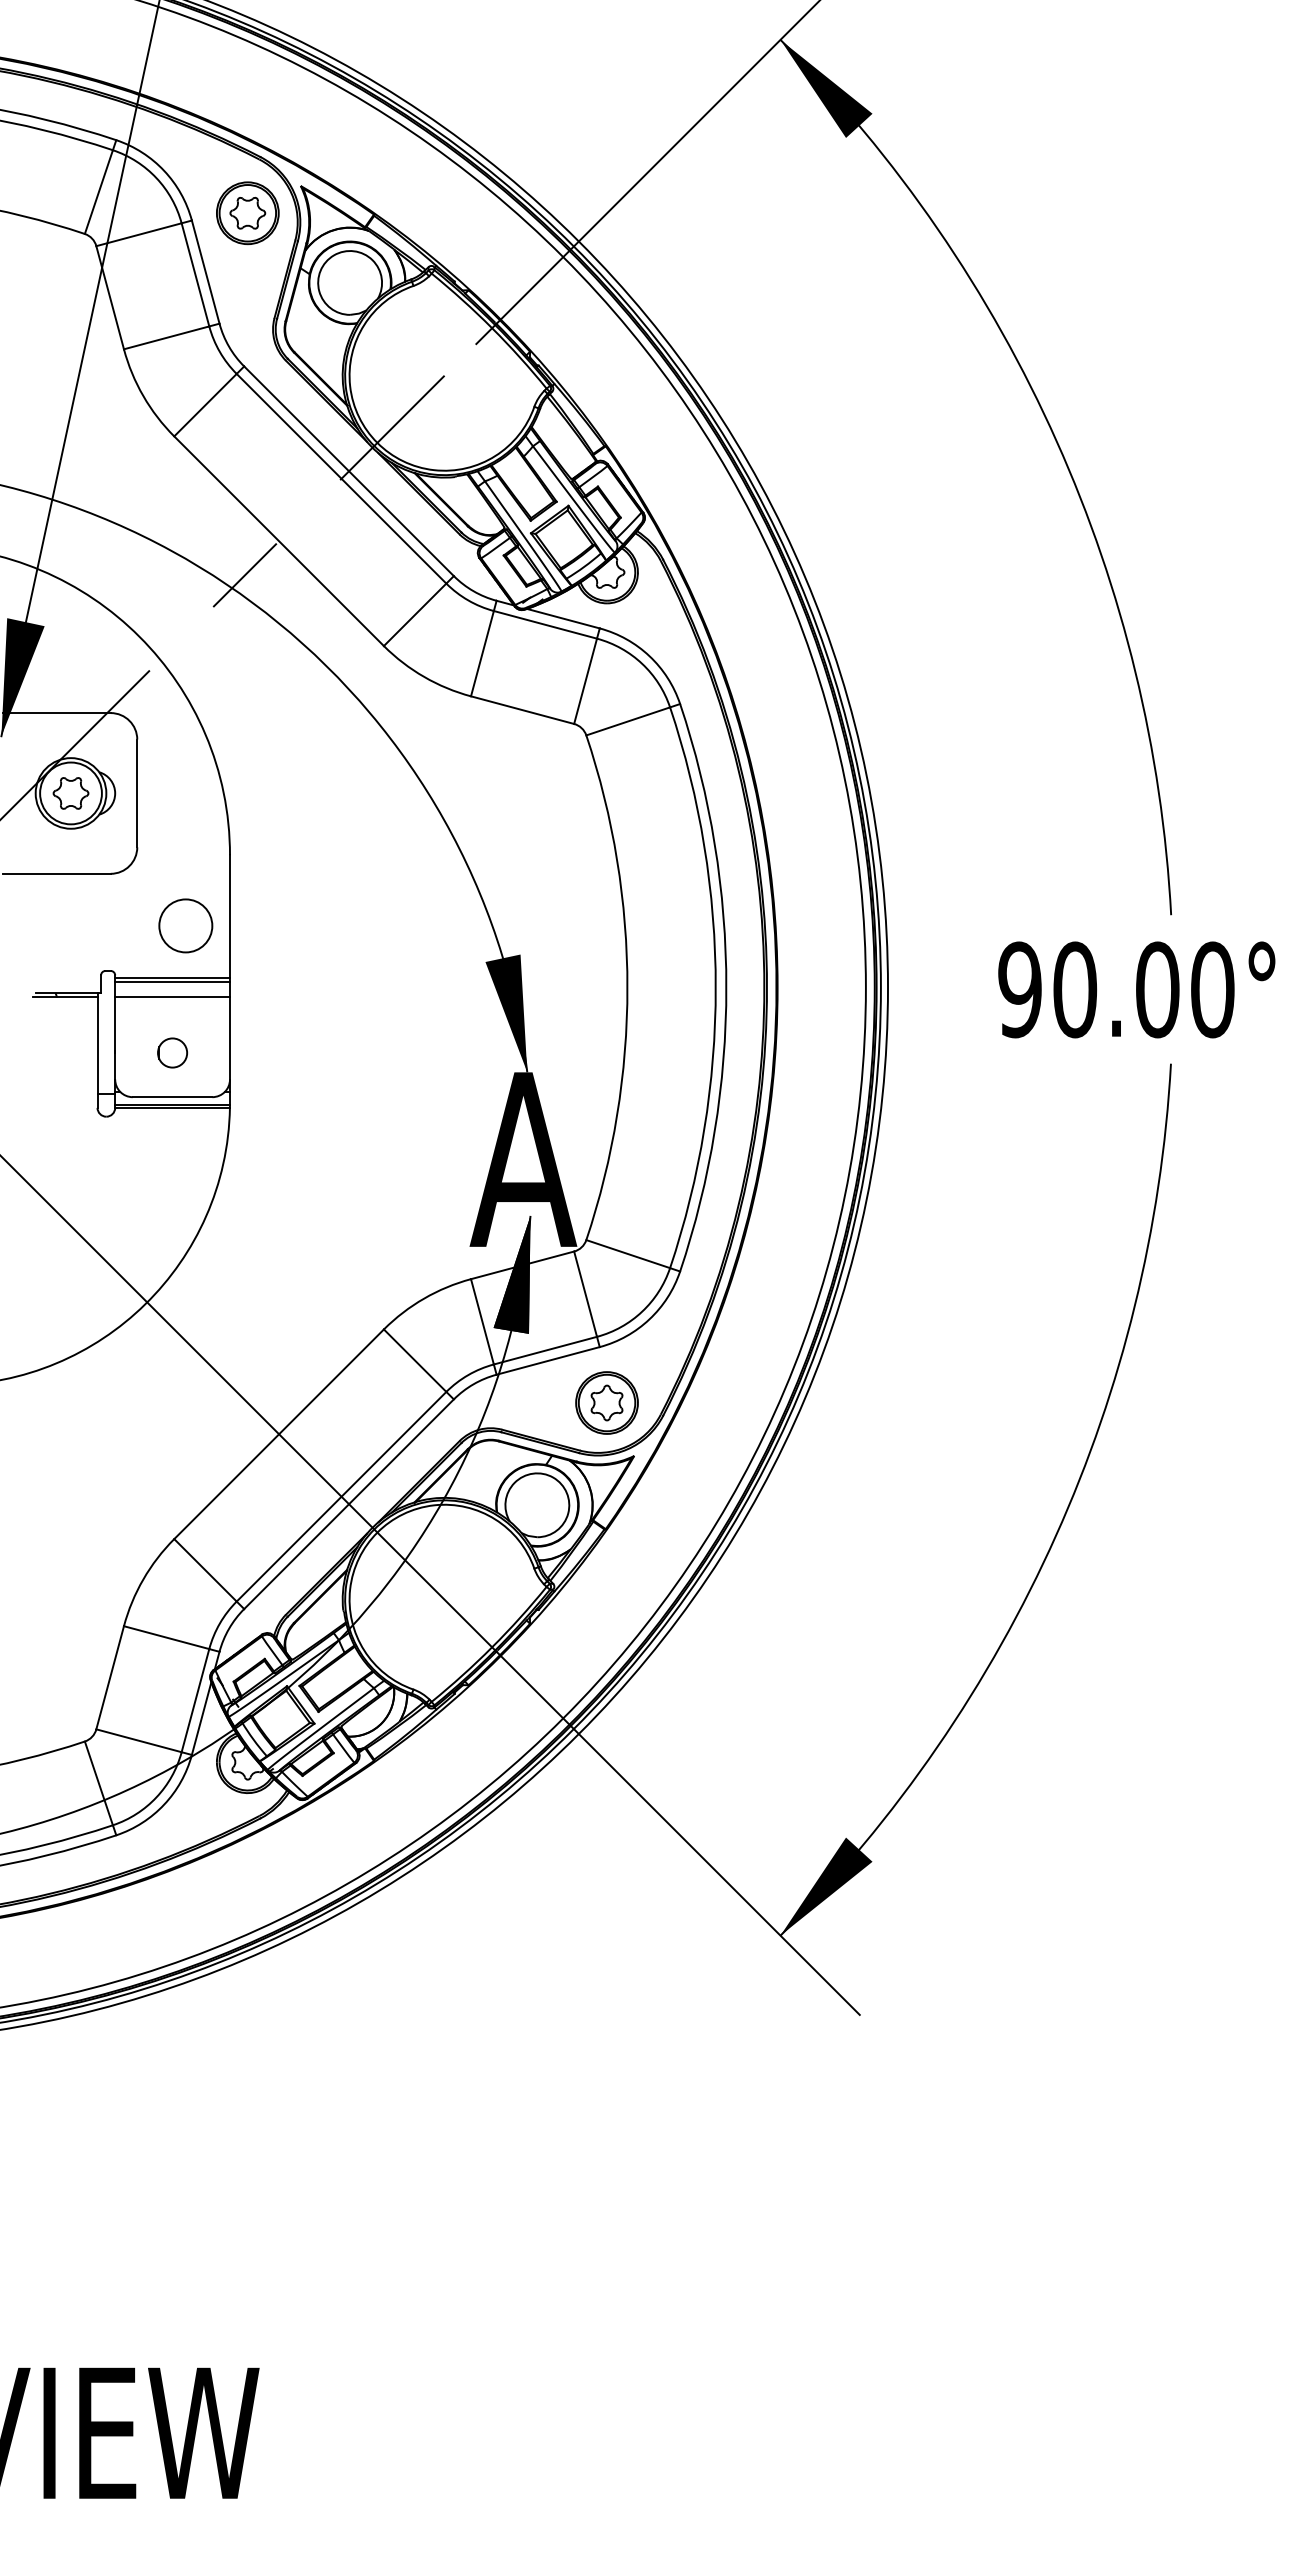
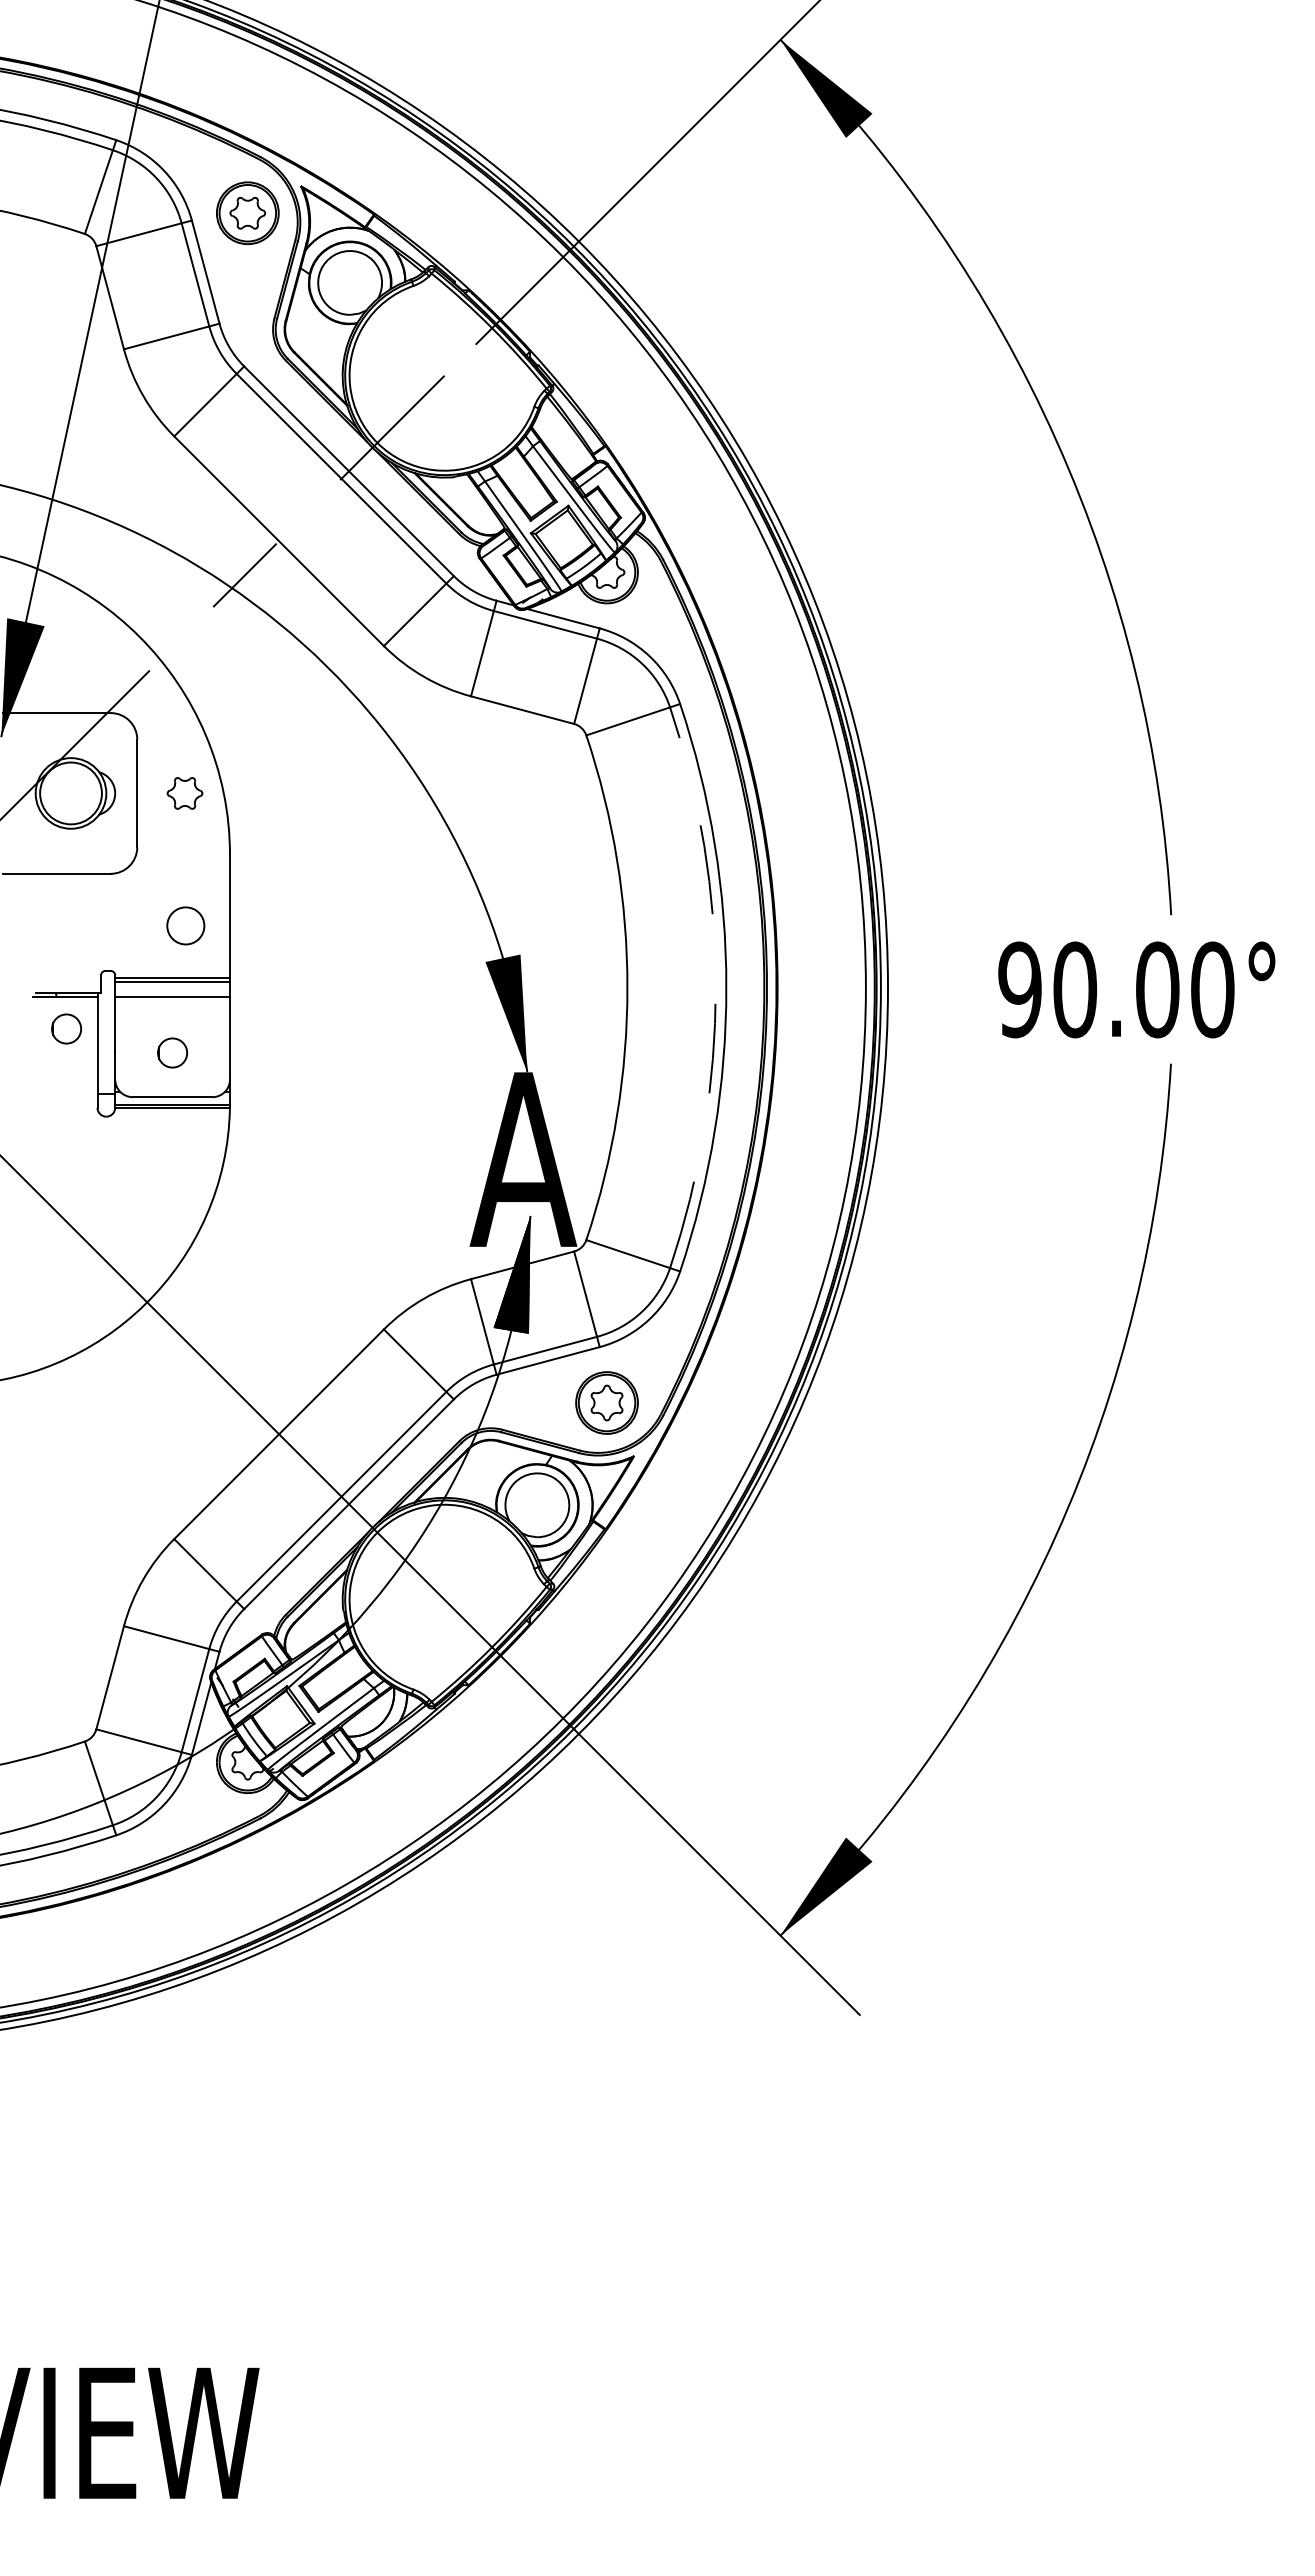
part position: (70, 793) -> (184, 793) (184, 793)
circle diameter: 53 px -> 37 px (185, 925)
arc: solid -> dashed (715, 987)
circle: none -> present (66, 1028)
